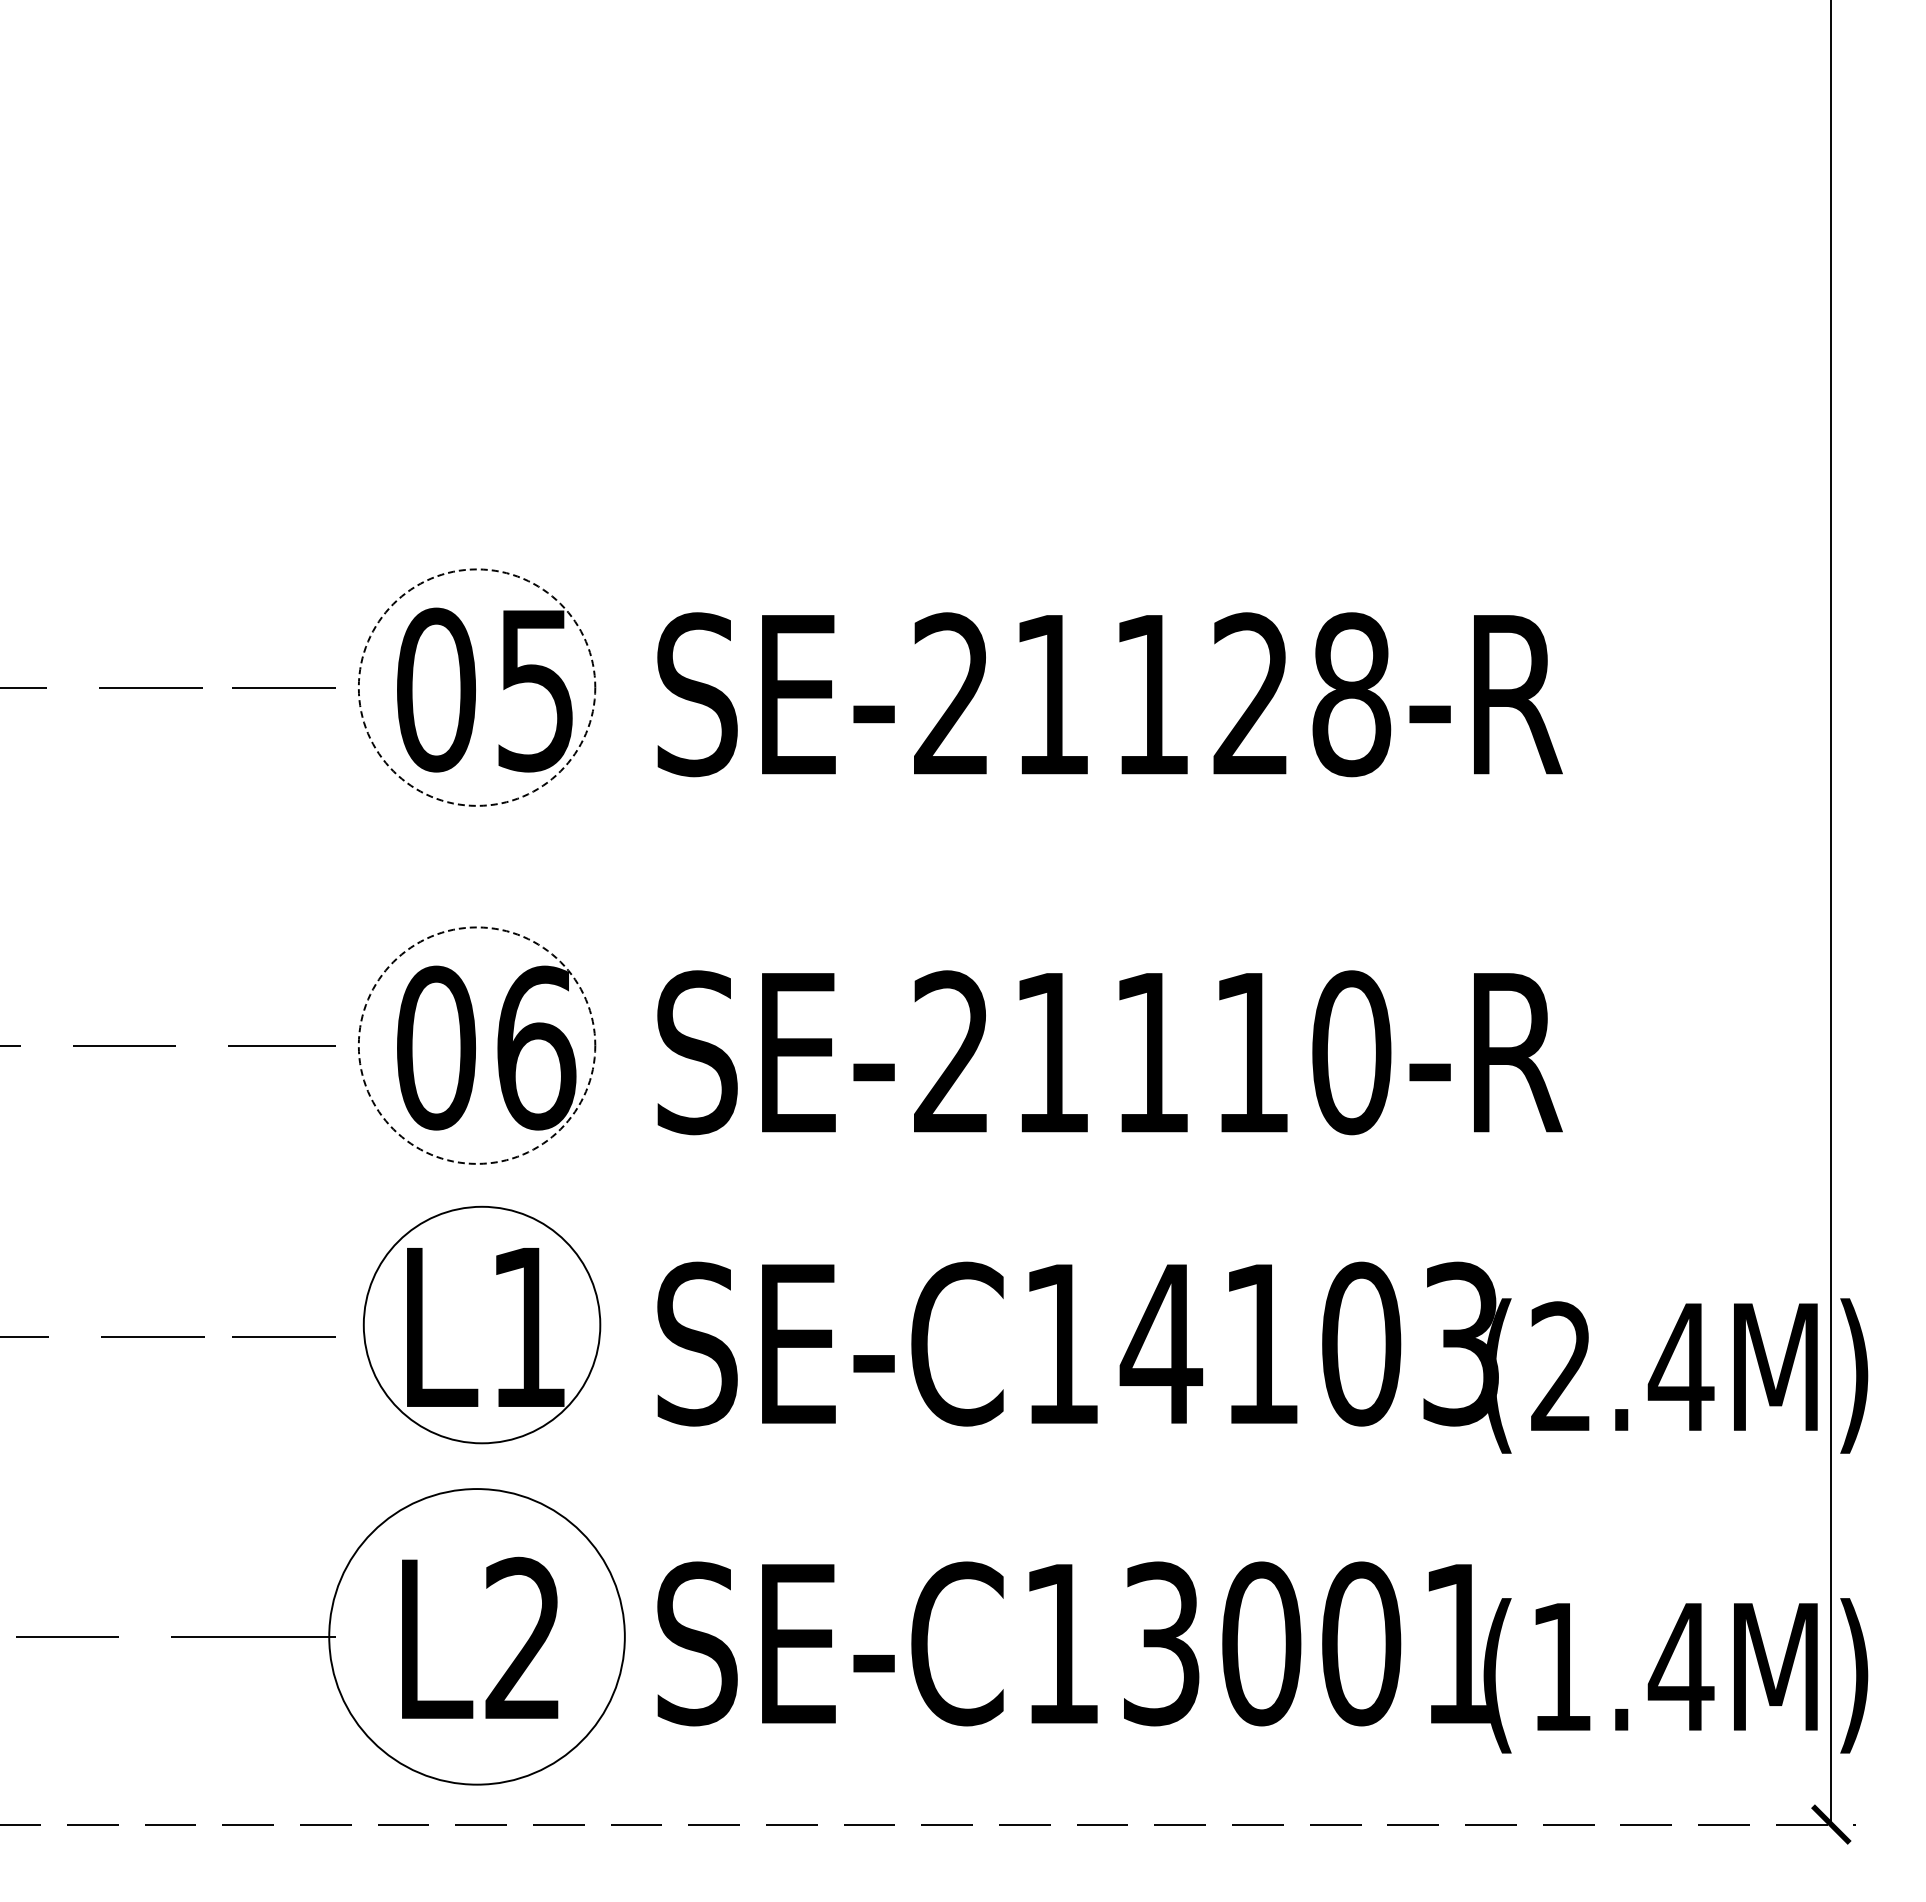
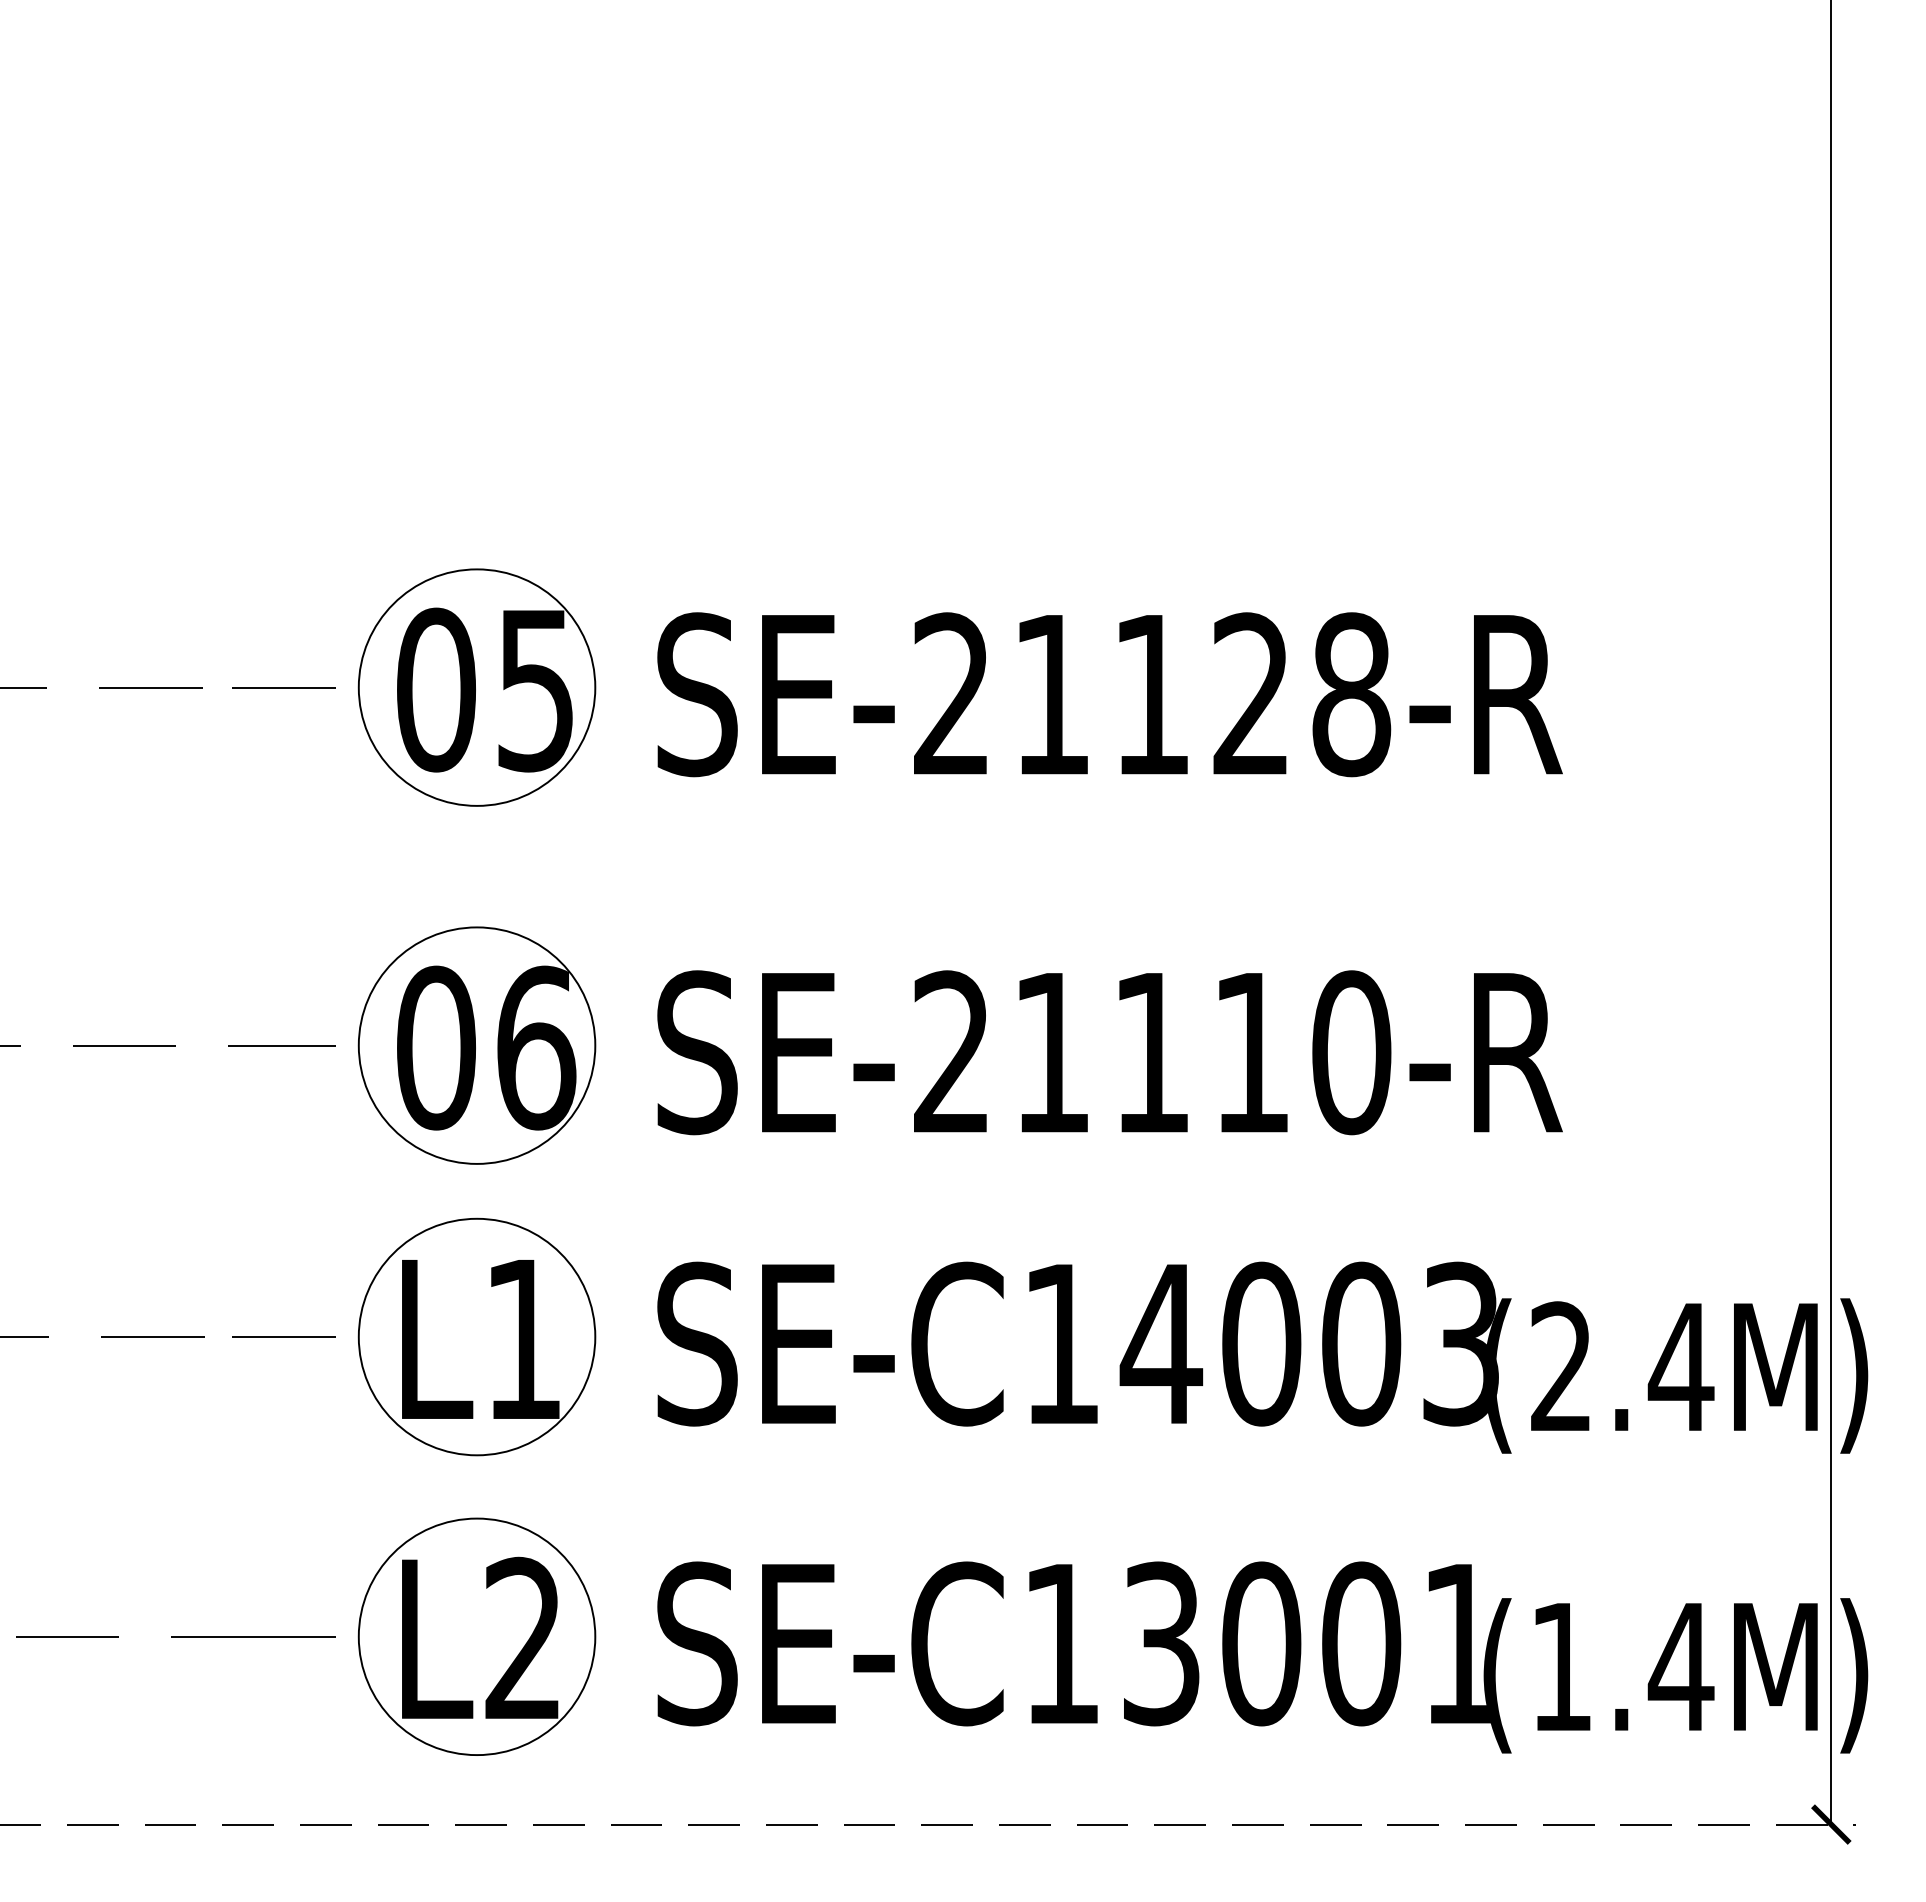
circle: dashed -> solid (476, 687)
circle: dashed -> solid (476, 1045)
part position: (481, 1324) -> (476, 1336) (476, 1336)
text: SE-C14103 -> SE-C14003 (1261, 1343)
circle diameter: 296 px -> 237 px (476, 1636)
